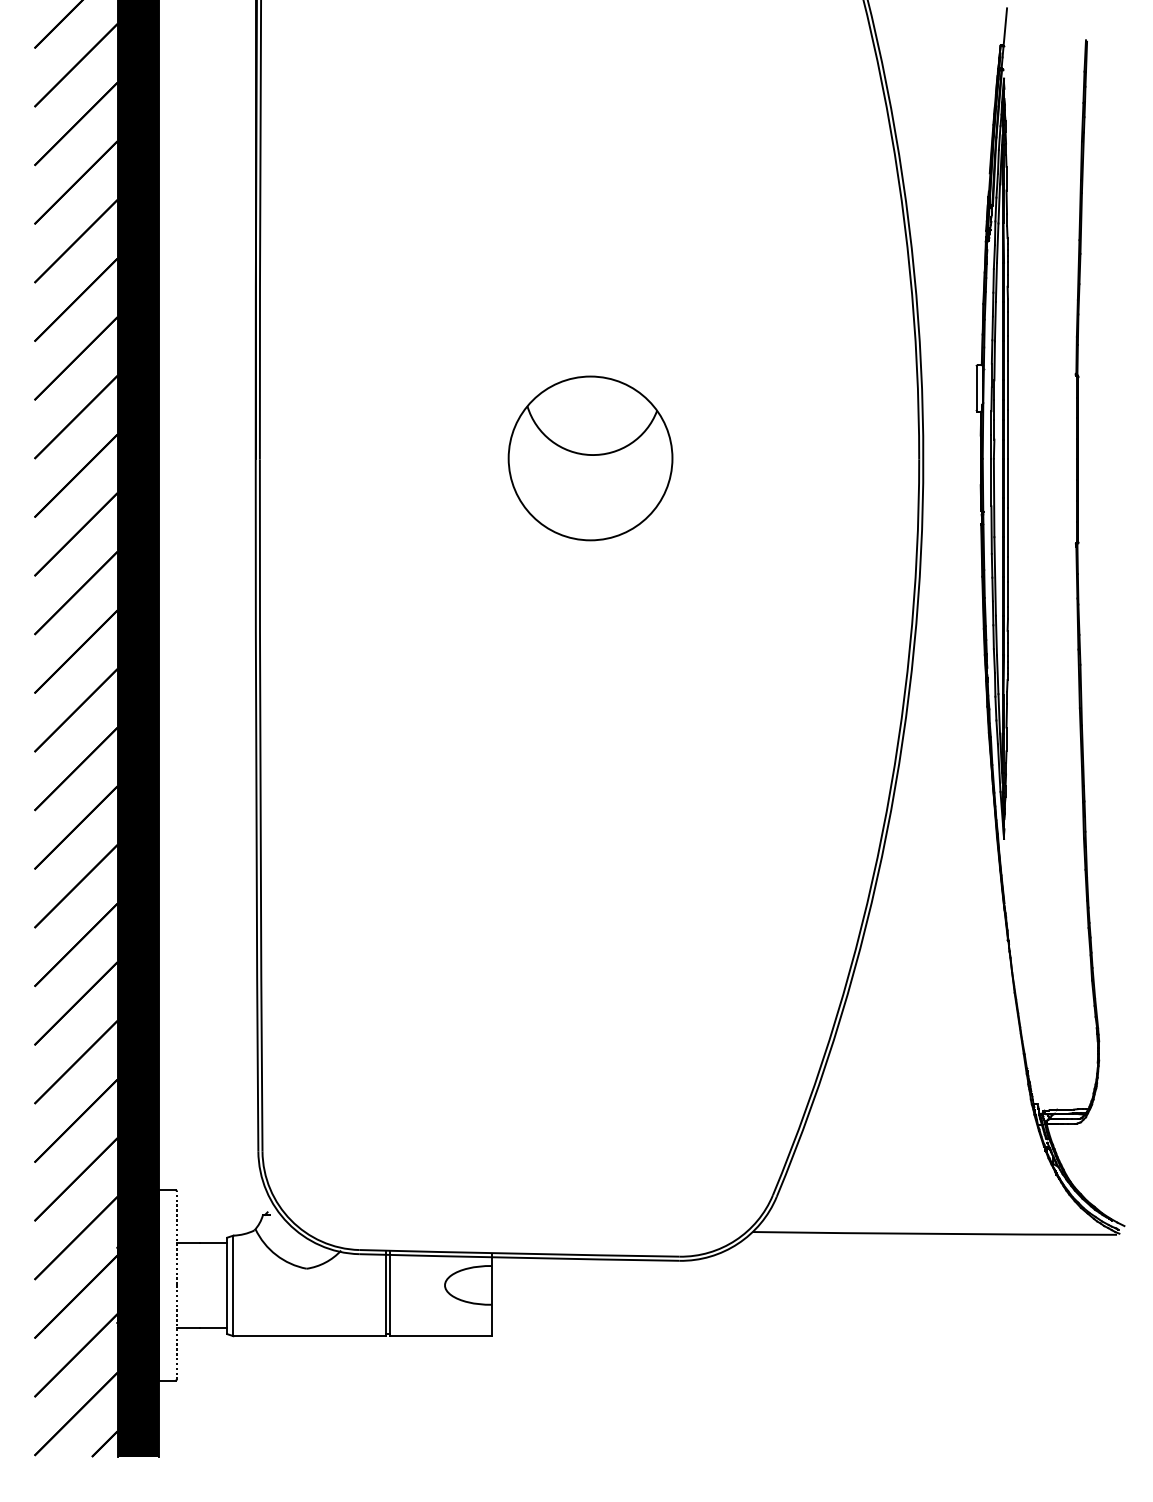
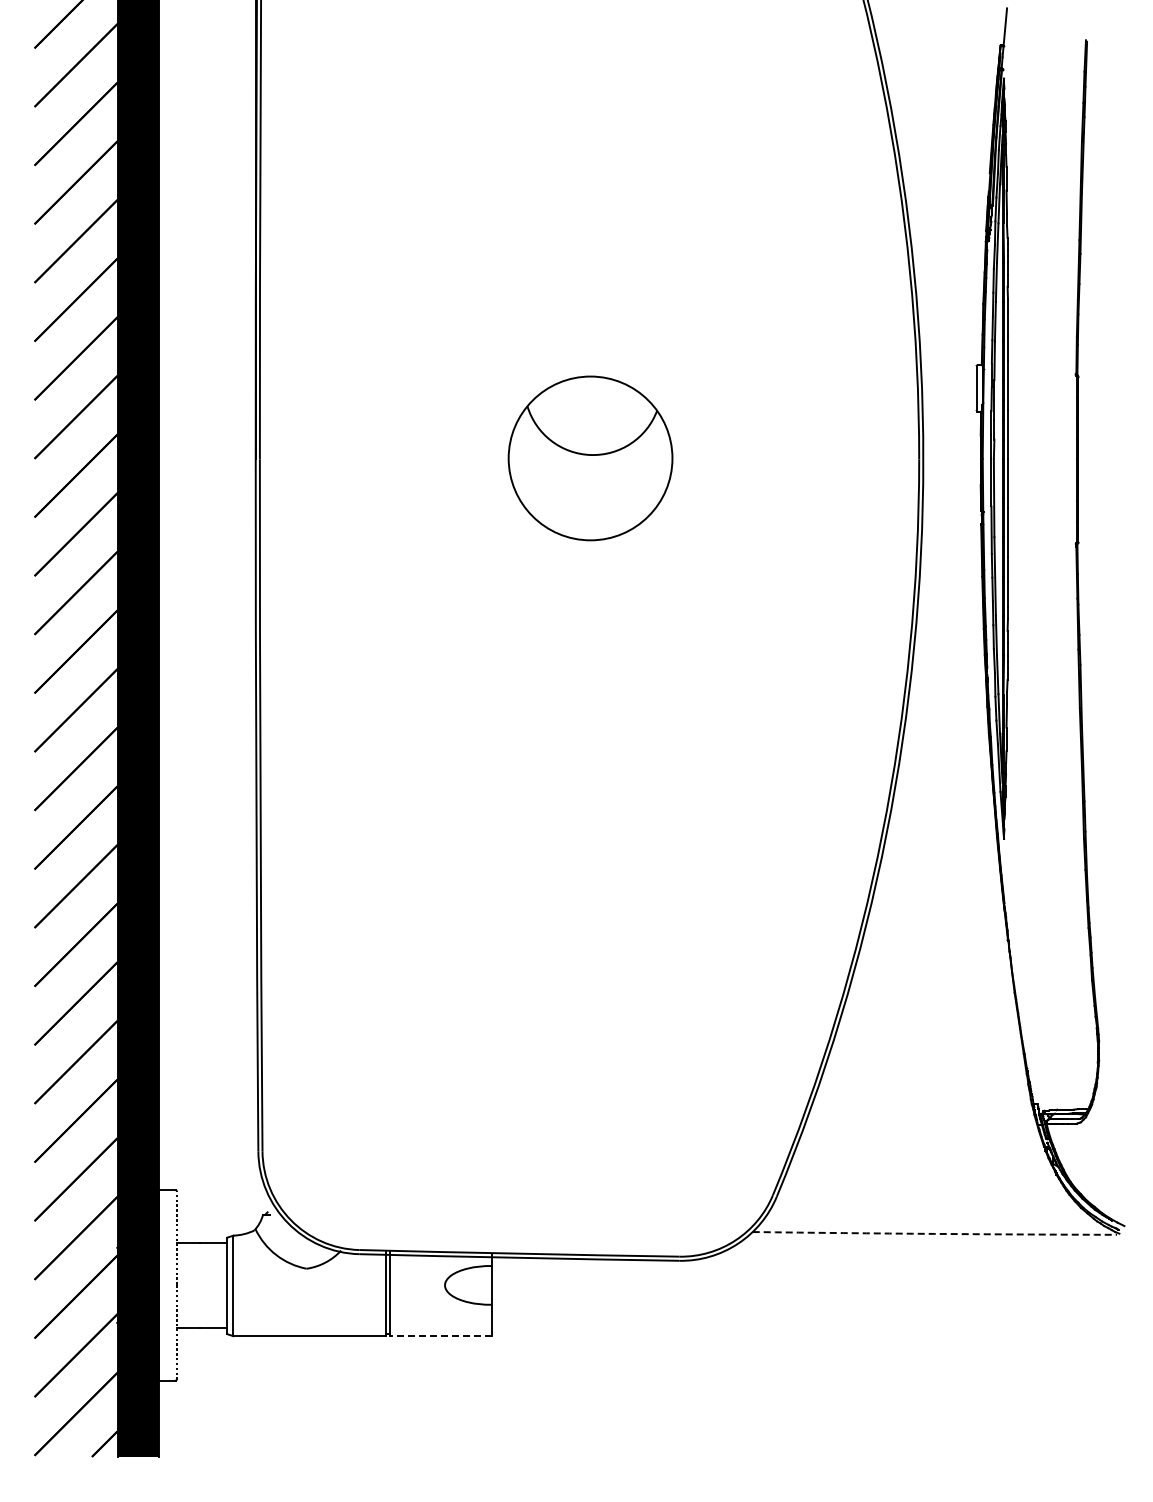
arc: solid -> dashed (934, 1233)
line: solid -> dashed (440, 1336)
